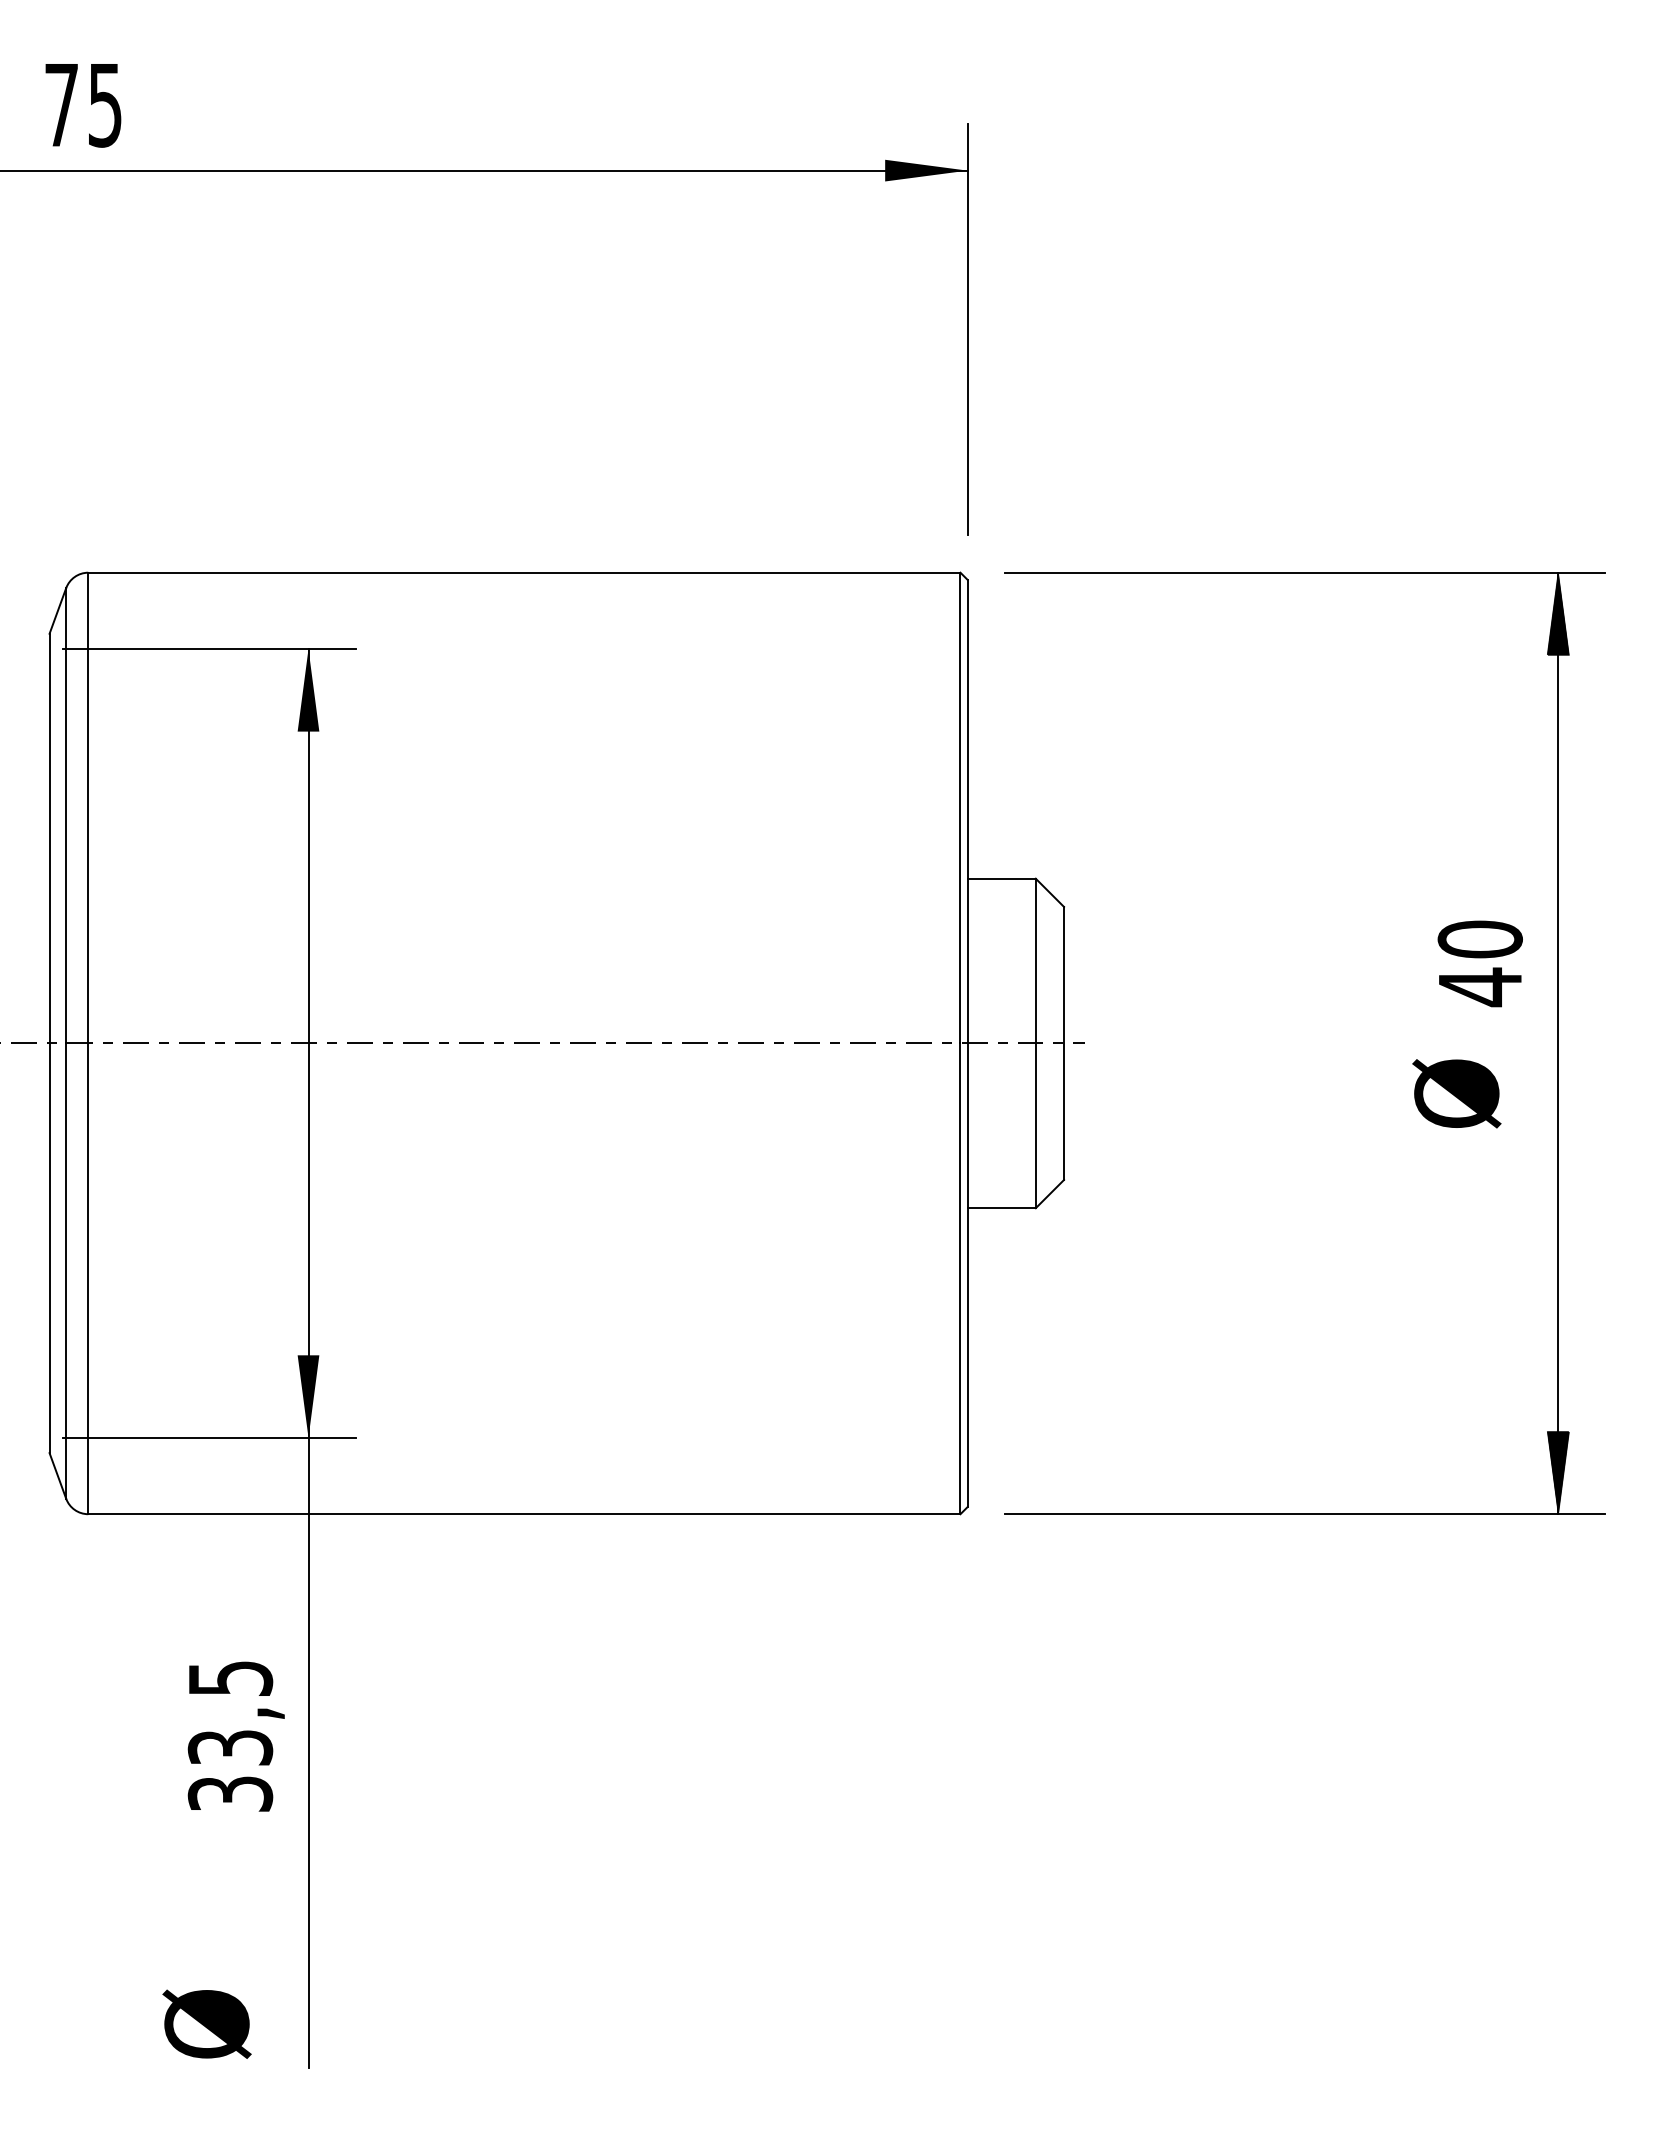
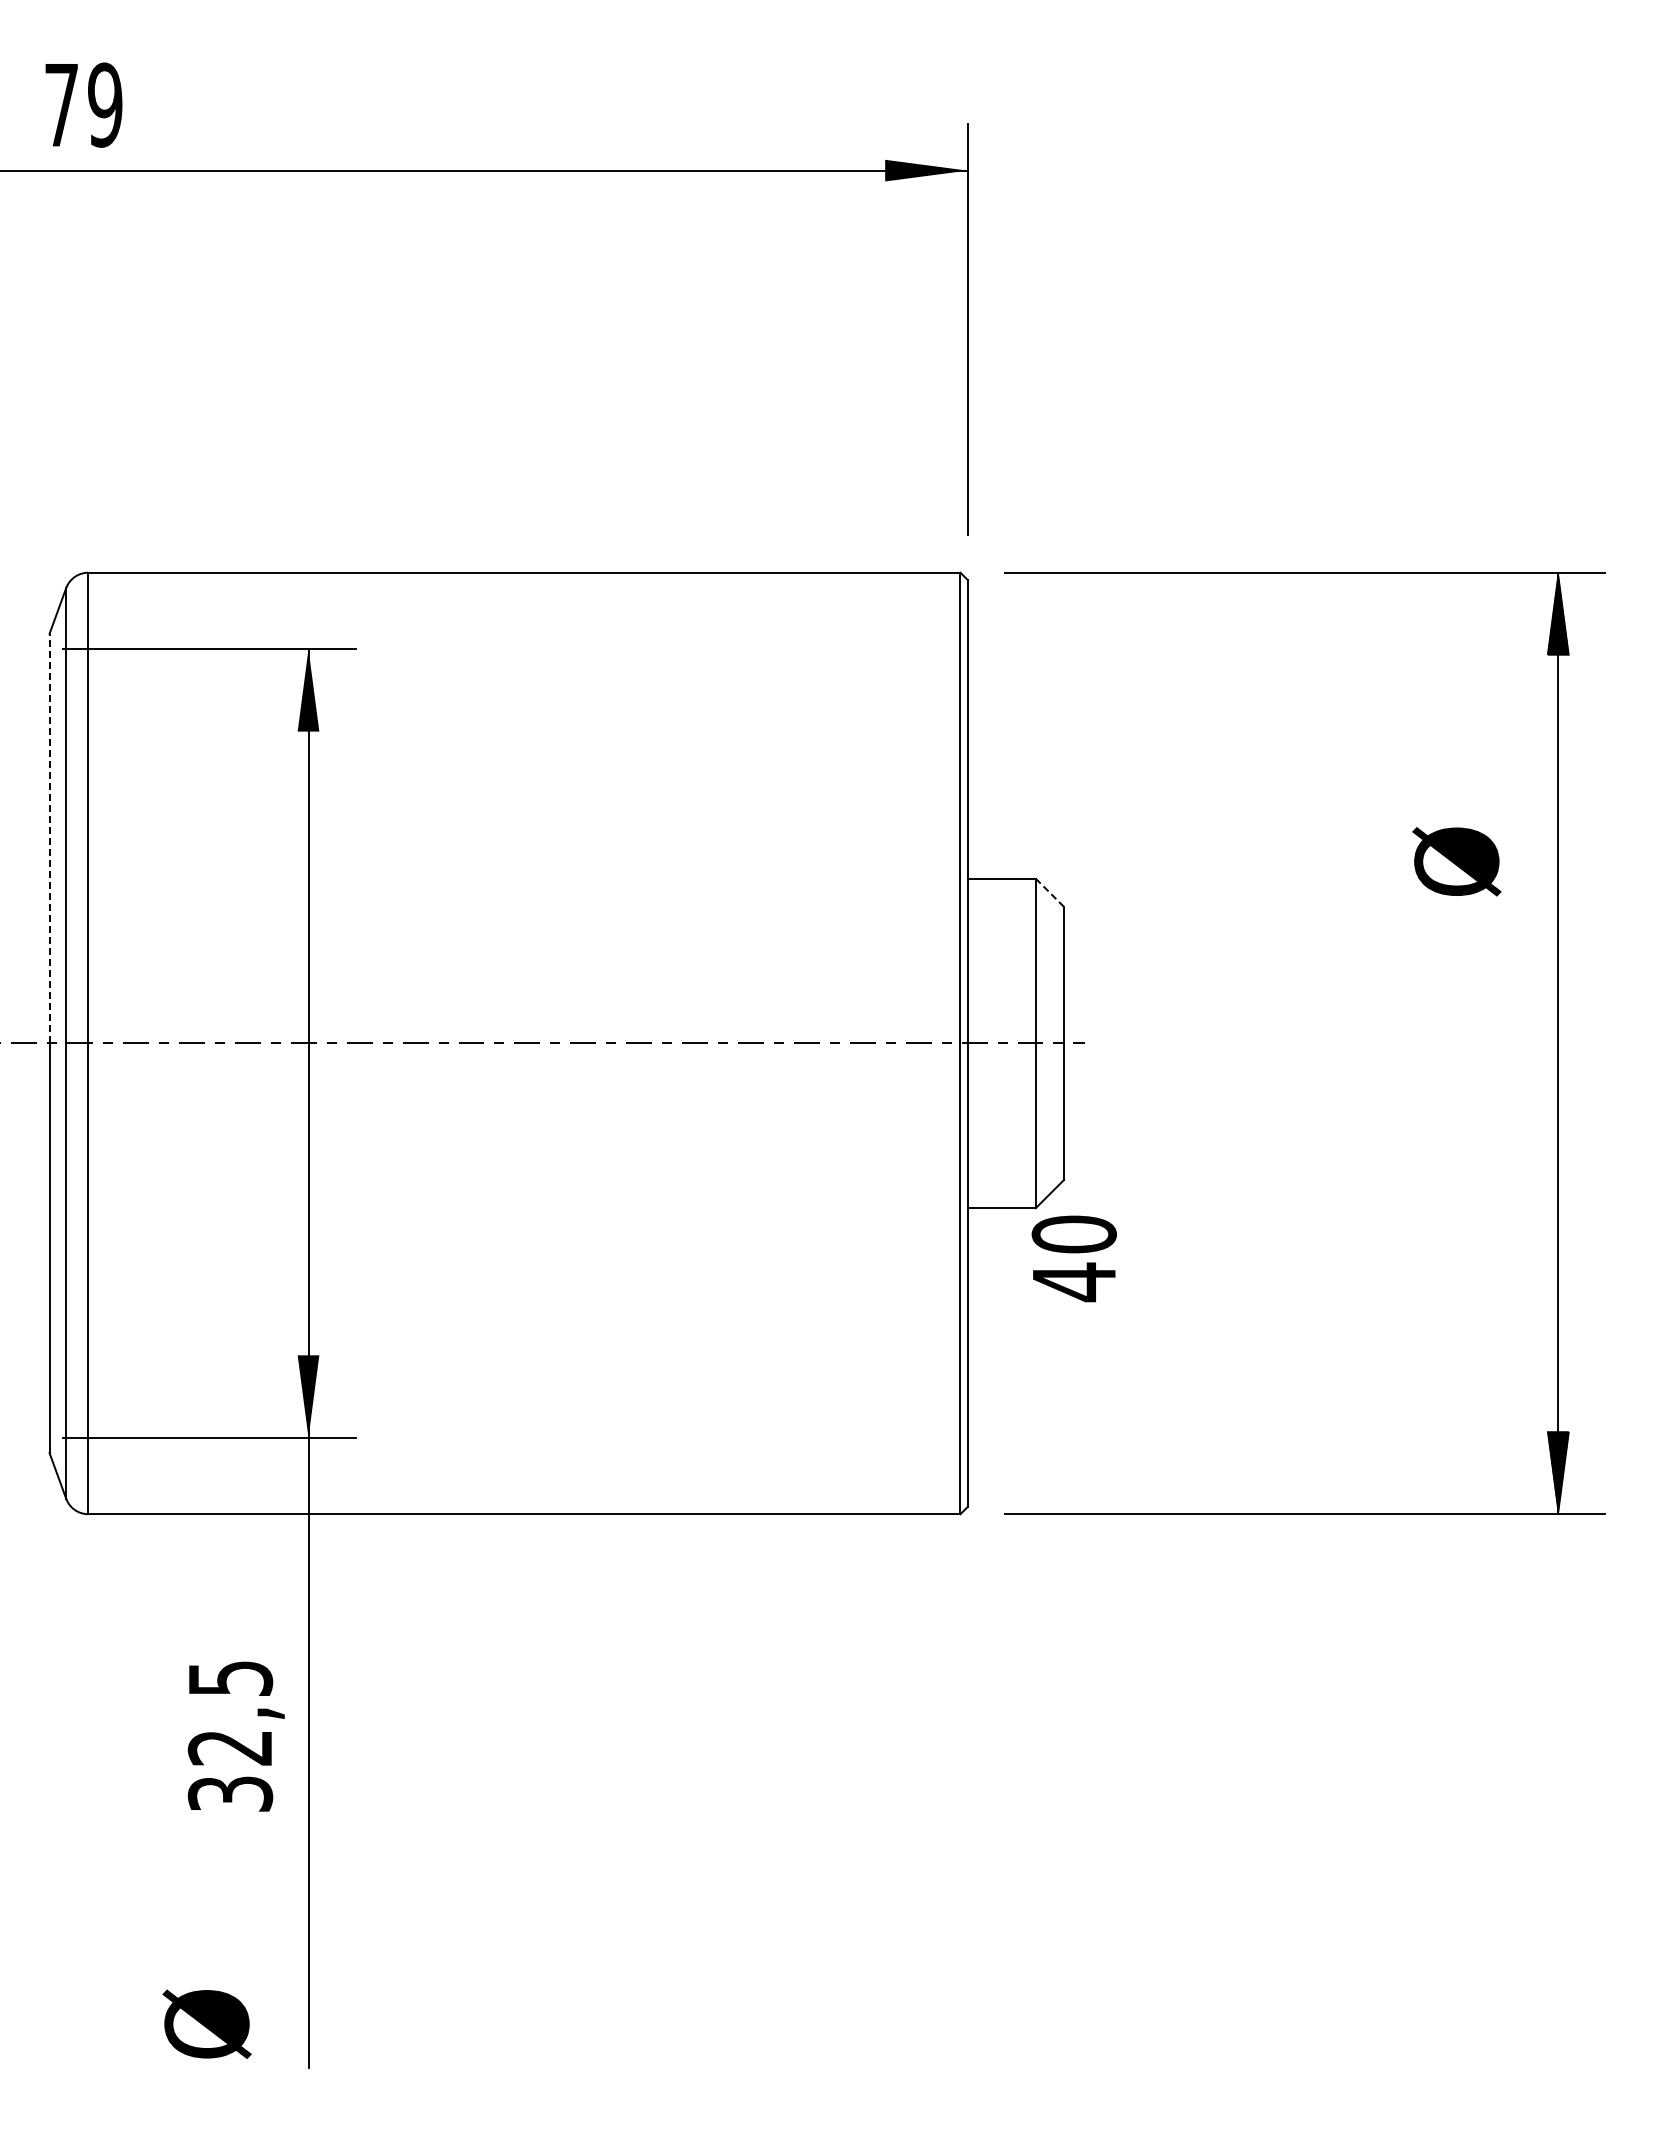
text: 75 -> 79 (105, 104)
line: solid -> dashed (49, 838)
line: solid -> dashed (1049, 892)
text position: (1479, 963) -> (1073, 1258) (1073, 1258)
text position: (1456, 1093) -> (1456, 861) (1456, 861)
text: 33,5 -> 32,5 (230, 1747)
